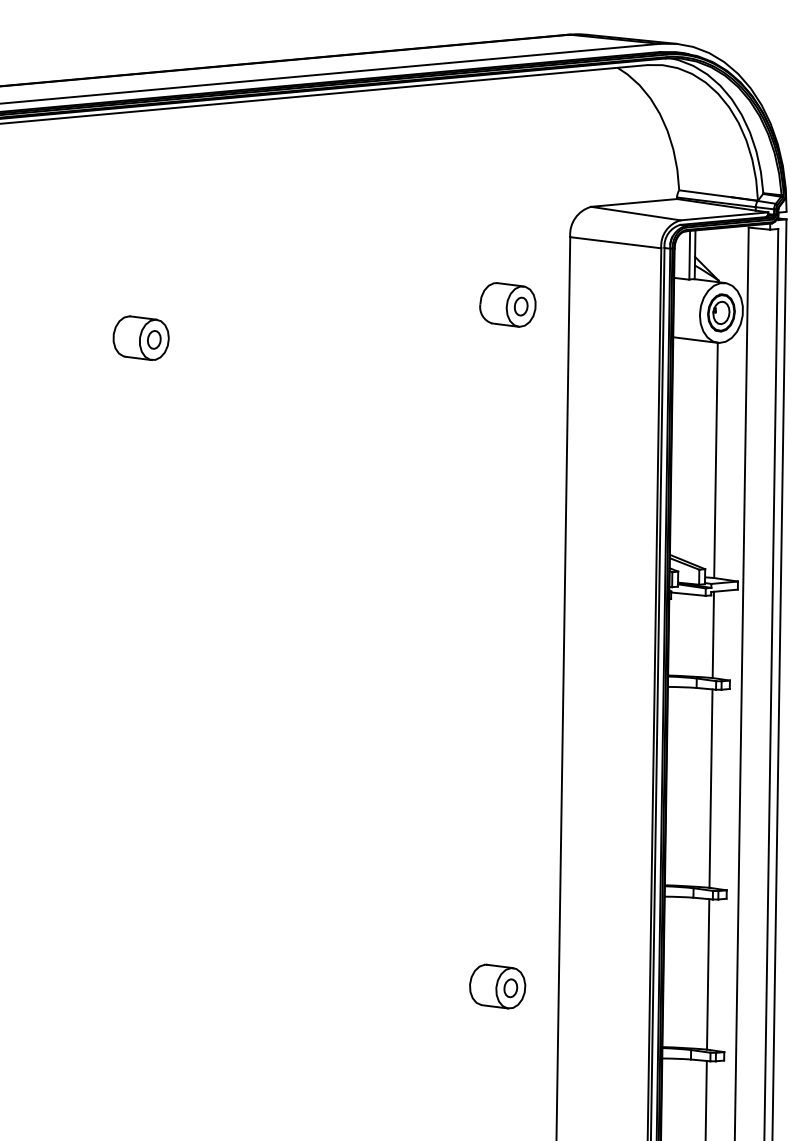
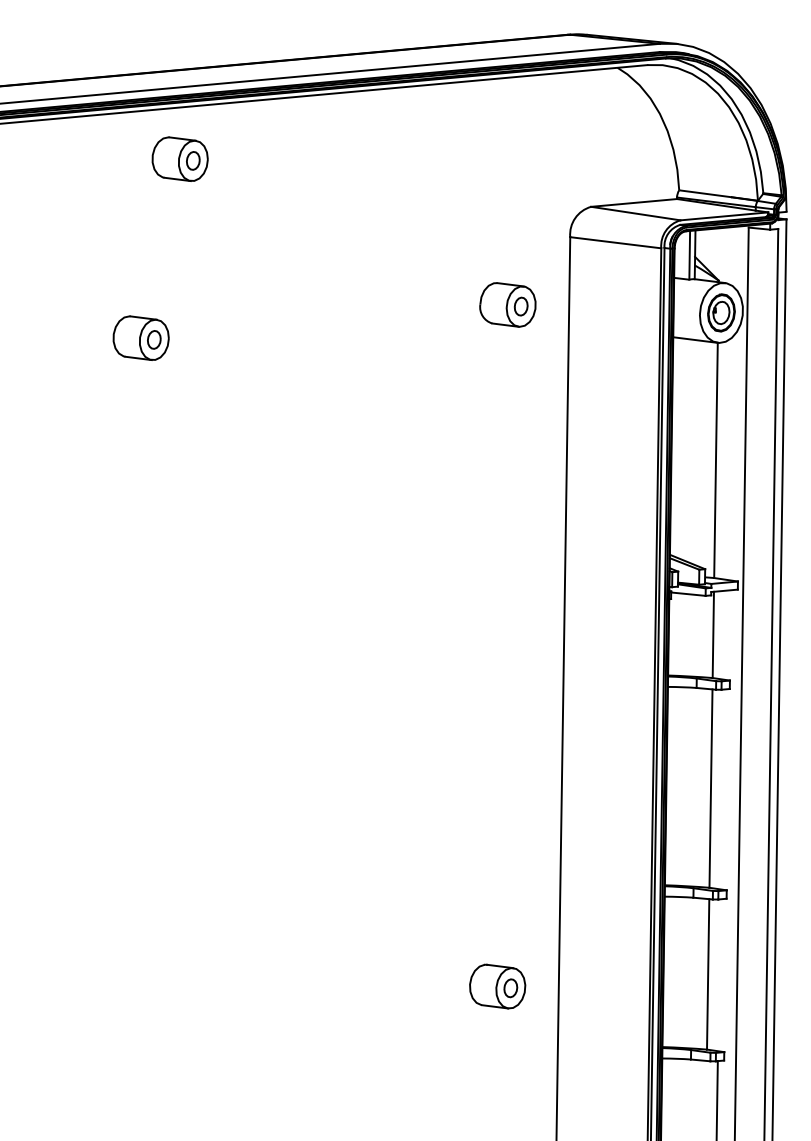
part: none -> present (179, 158)
line position: (705, 1098) -> (716, 1098) (716, 1098)
